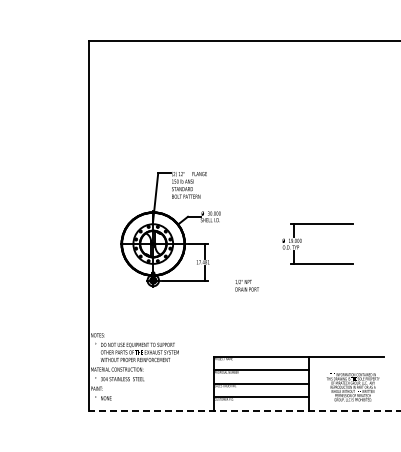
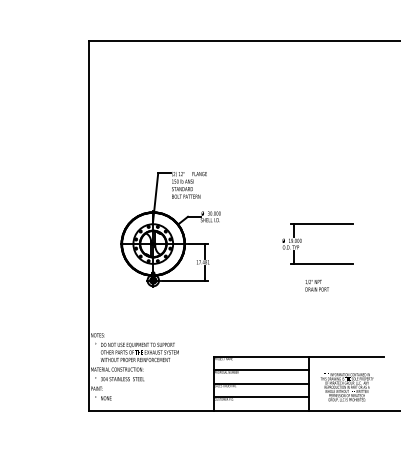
text position: (246, 285) -> (316, 285) (316, 285)
text position: (352, 387) -> (346, 387) (346, 387)
line: dashed -> solid (244, 410)
